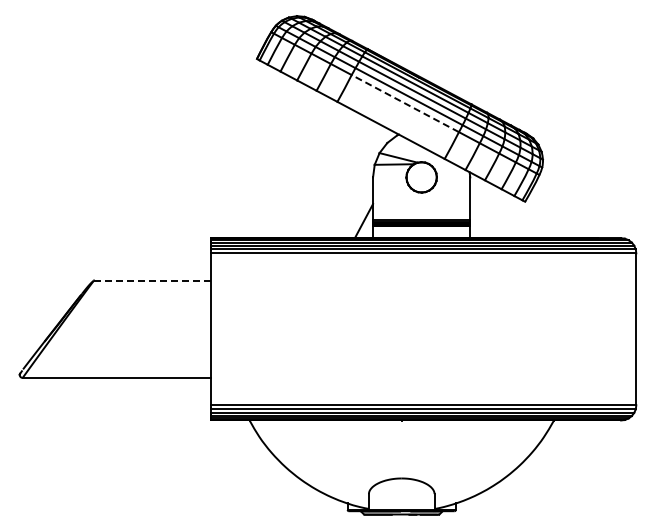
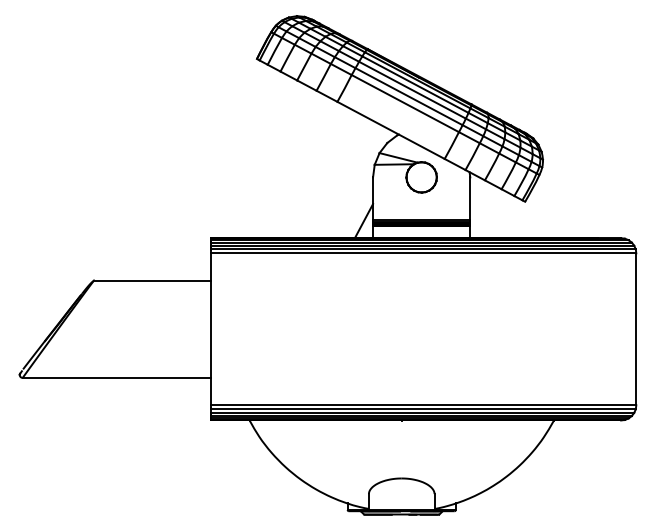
line: dashed -> solid (405, 103)
line: dashed -> solid (152, 280)
